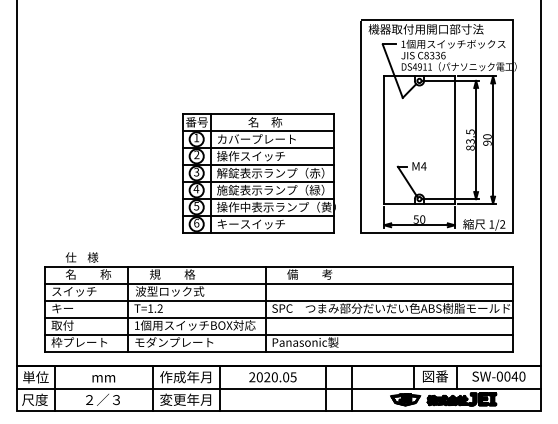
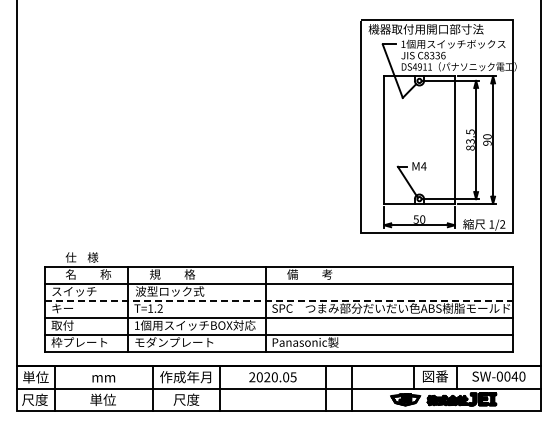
part: present -> none (258, 173)
line: solid -> dashed (279, 300)
text: ２／３ -> 単位 (102, 399)
text: 変更年月 -> 尺度 (185, 399)
